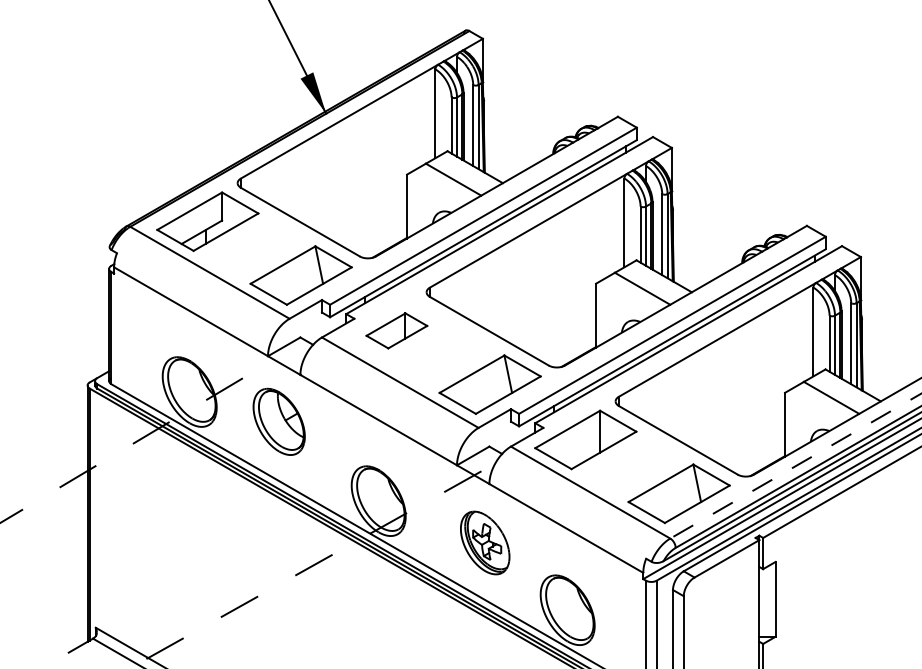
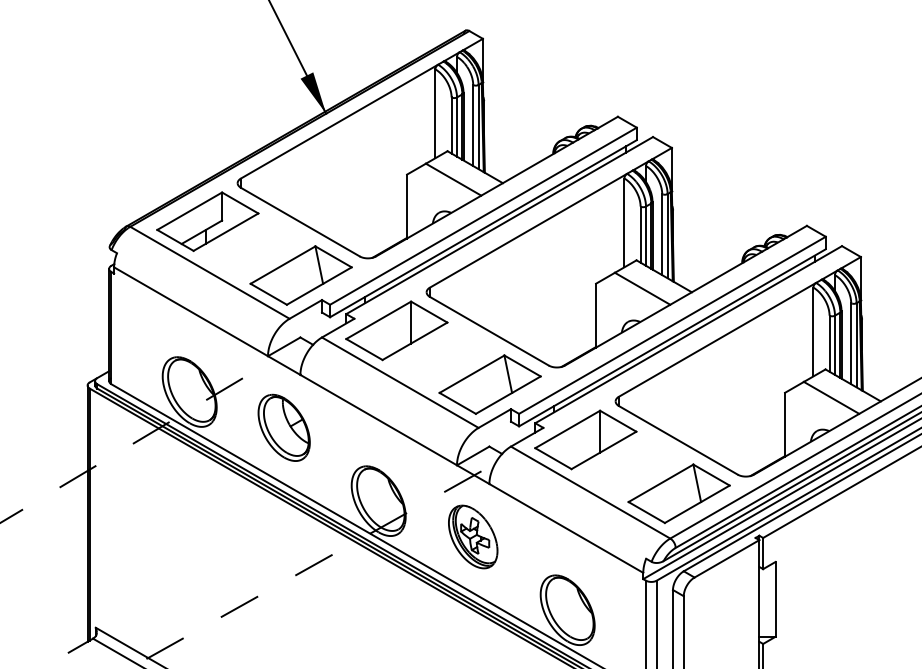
part size: 64x38 px -> 104x62 px (396, 330)
part position: (278, 421) -> (283, 427) (283, 427)
line: dashed -> solid (795, 466)
part position: (485, 542) -> (473, 536) (473, 536)
